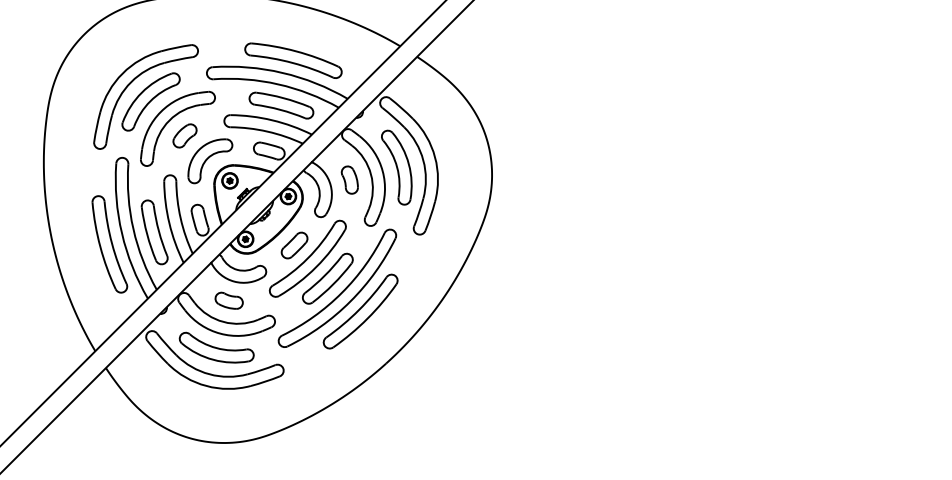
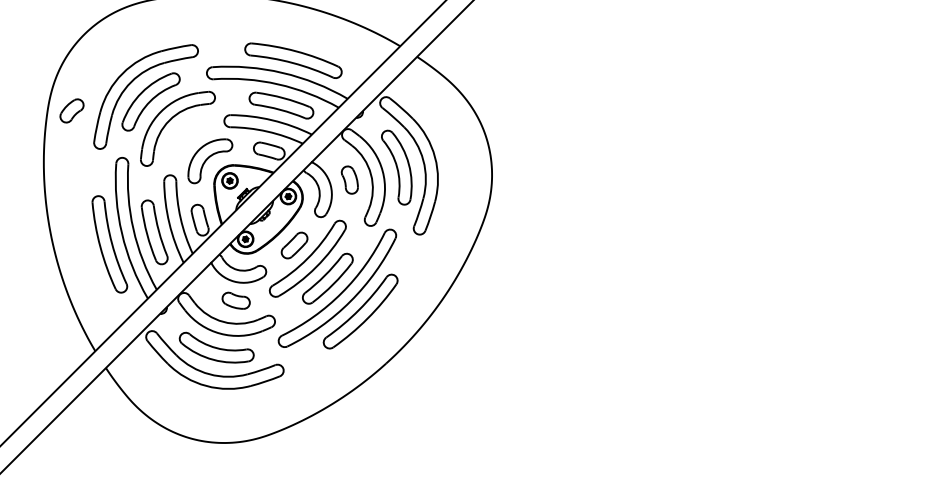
part position: (184, 135) -> (71, 110) (71, 110)
part position: (228, 300) -> (235, 300) (235, 300)
